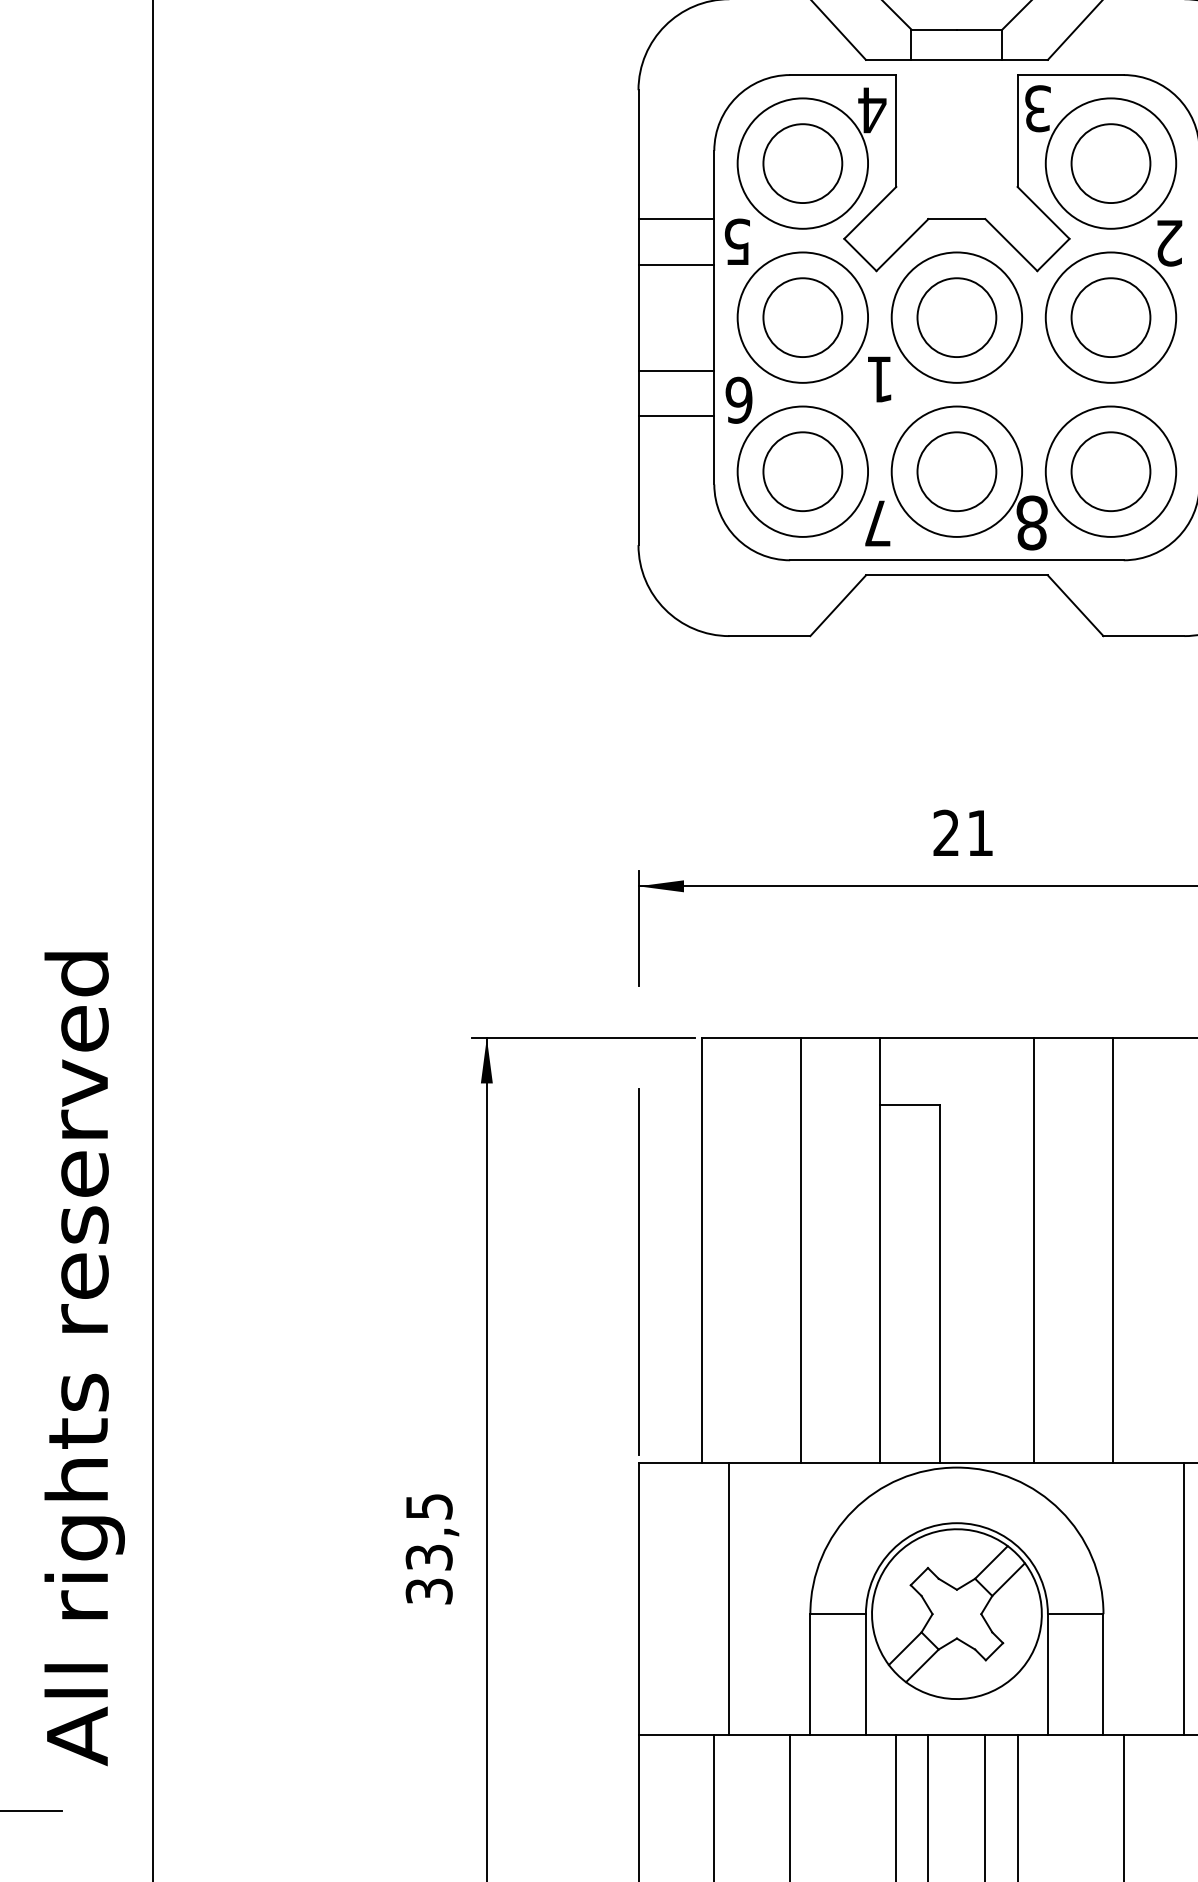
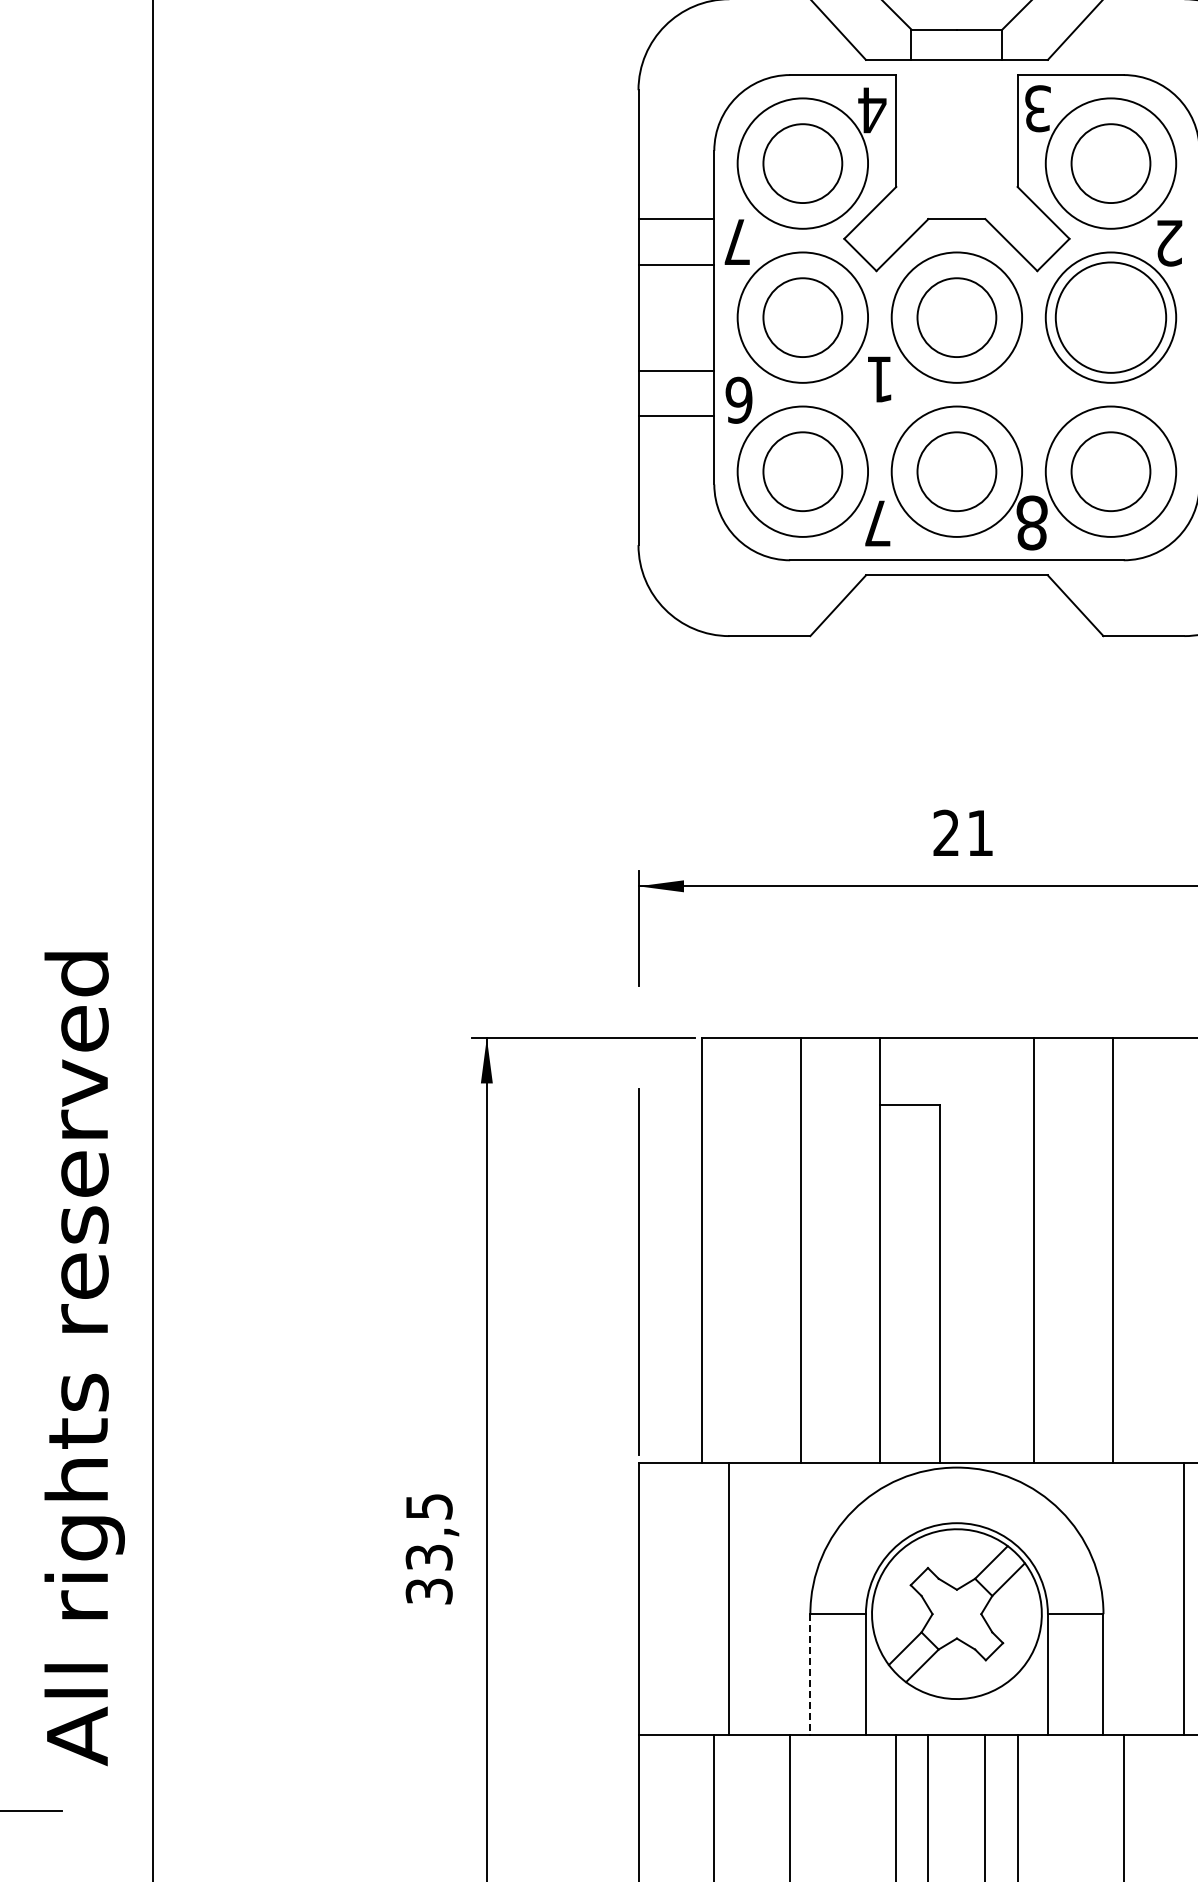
text: 5 -> 7 (736, 241)
circle diameter: 79 px -> 110 px (1110, 317)
line: solid -> dashed (810, 1674)
